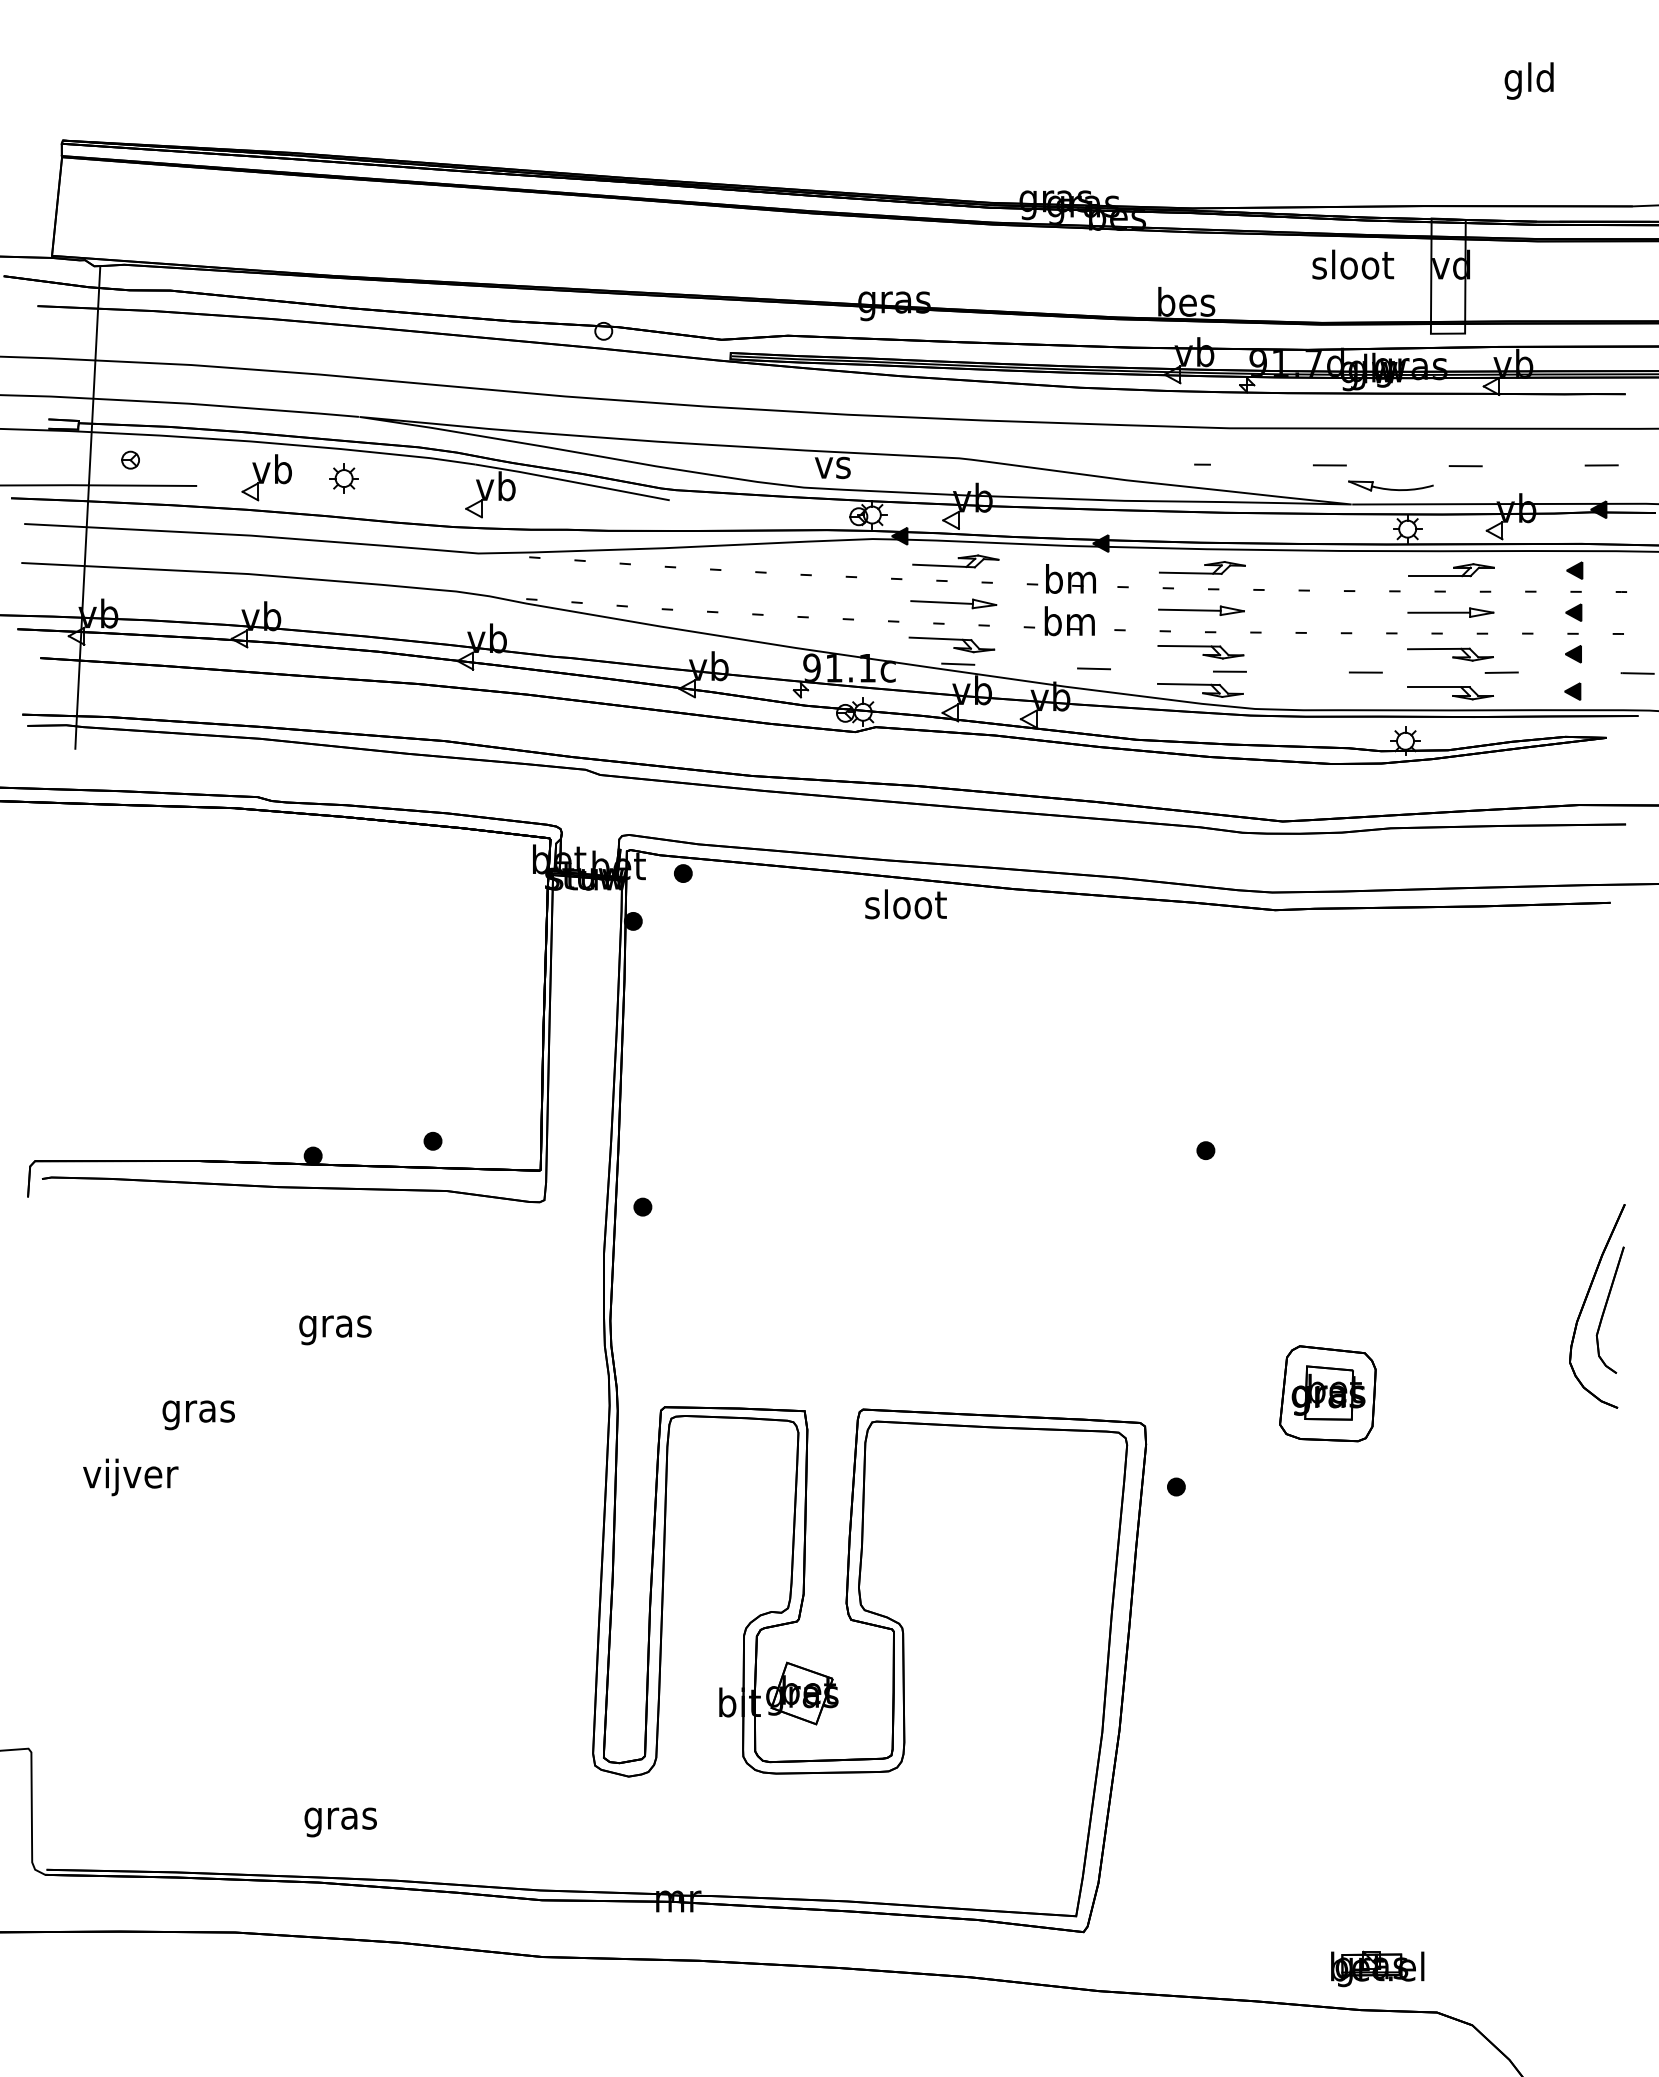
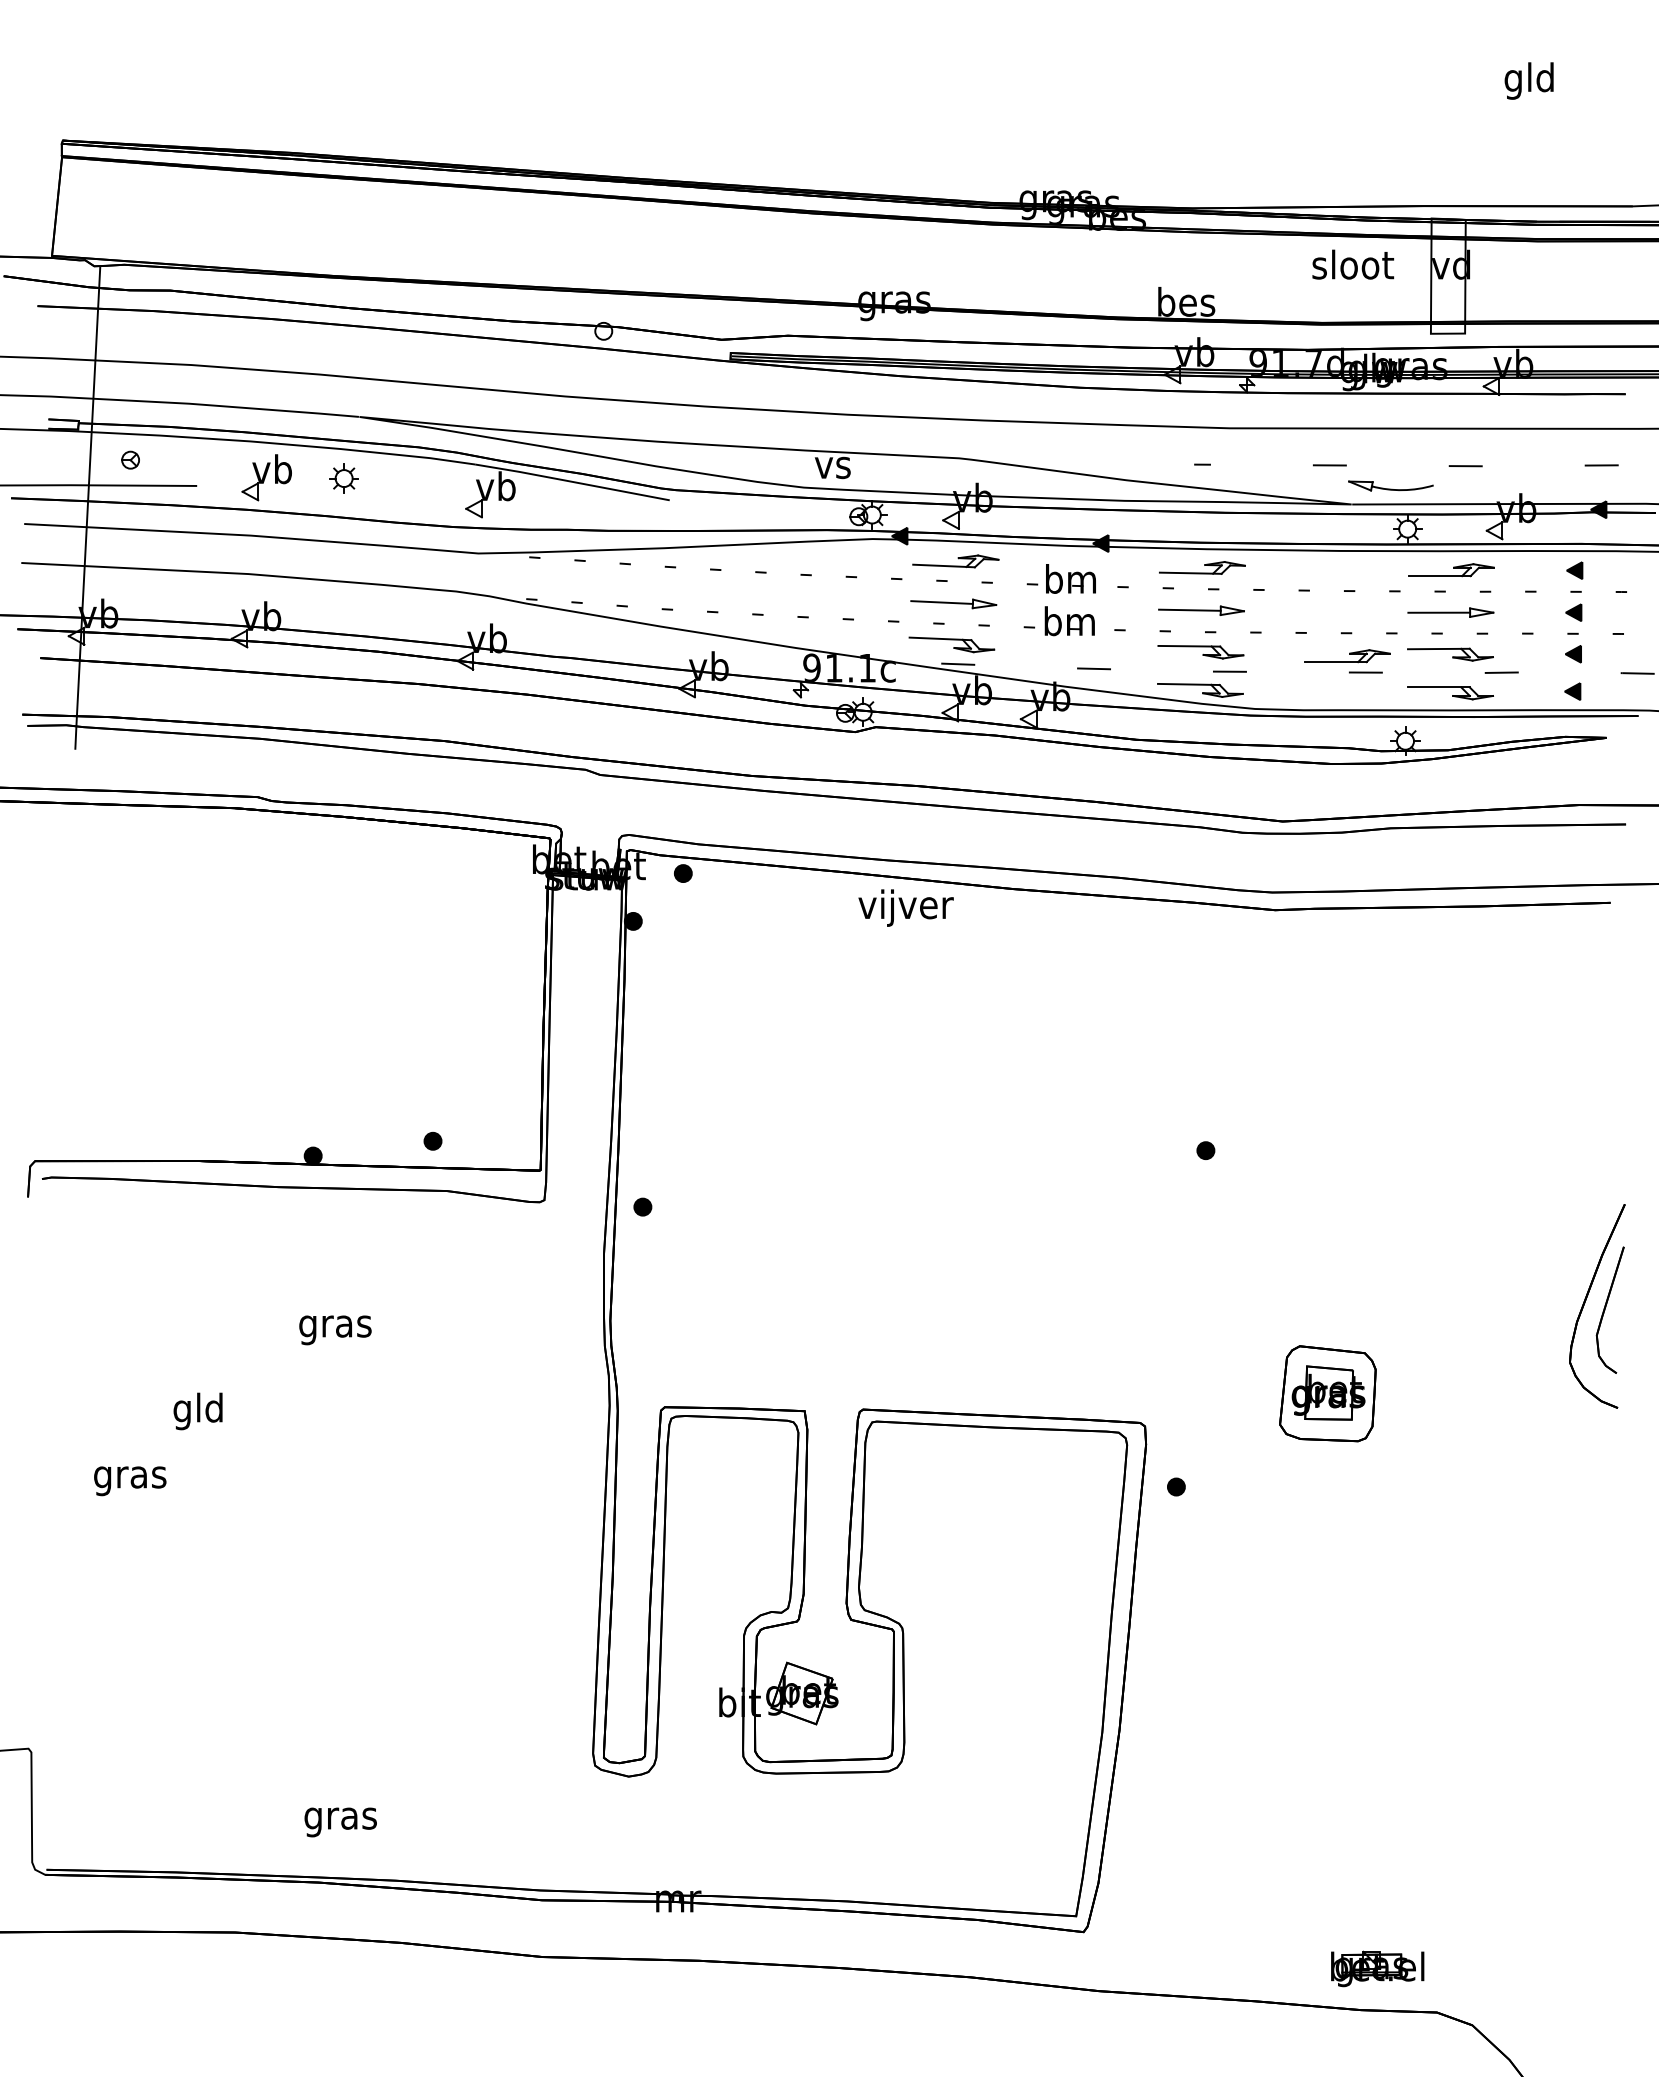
part: none -> present (1347, 656)
text: sloot -> vijver (905, 907)
text: gras -> gld (198, 1411)
text: vijver -> gras (130, 1477)
